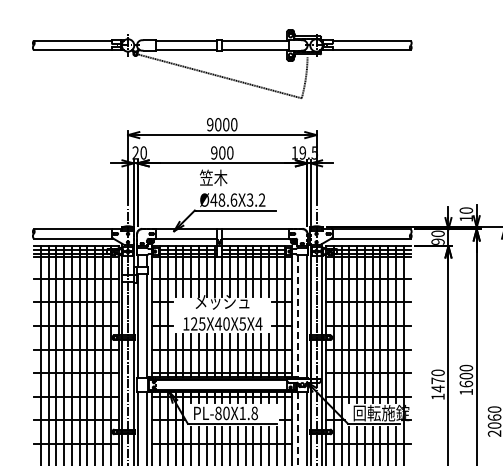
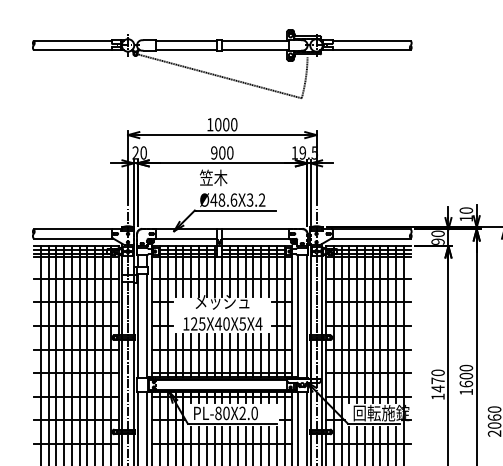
text: 9000 -> 1000 (210, 124)
line: dashed -> solid (297, 316)
text: PL-80X1.8 -> PL-80X2.0 (248, 412)
line: dashed -> solid (297, 428)
